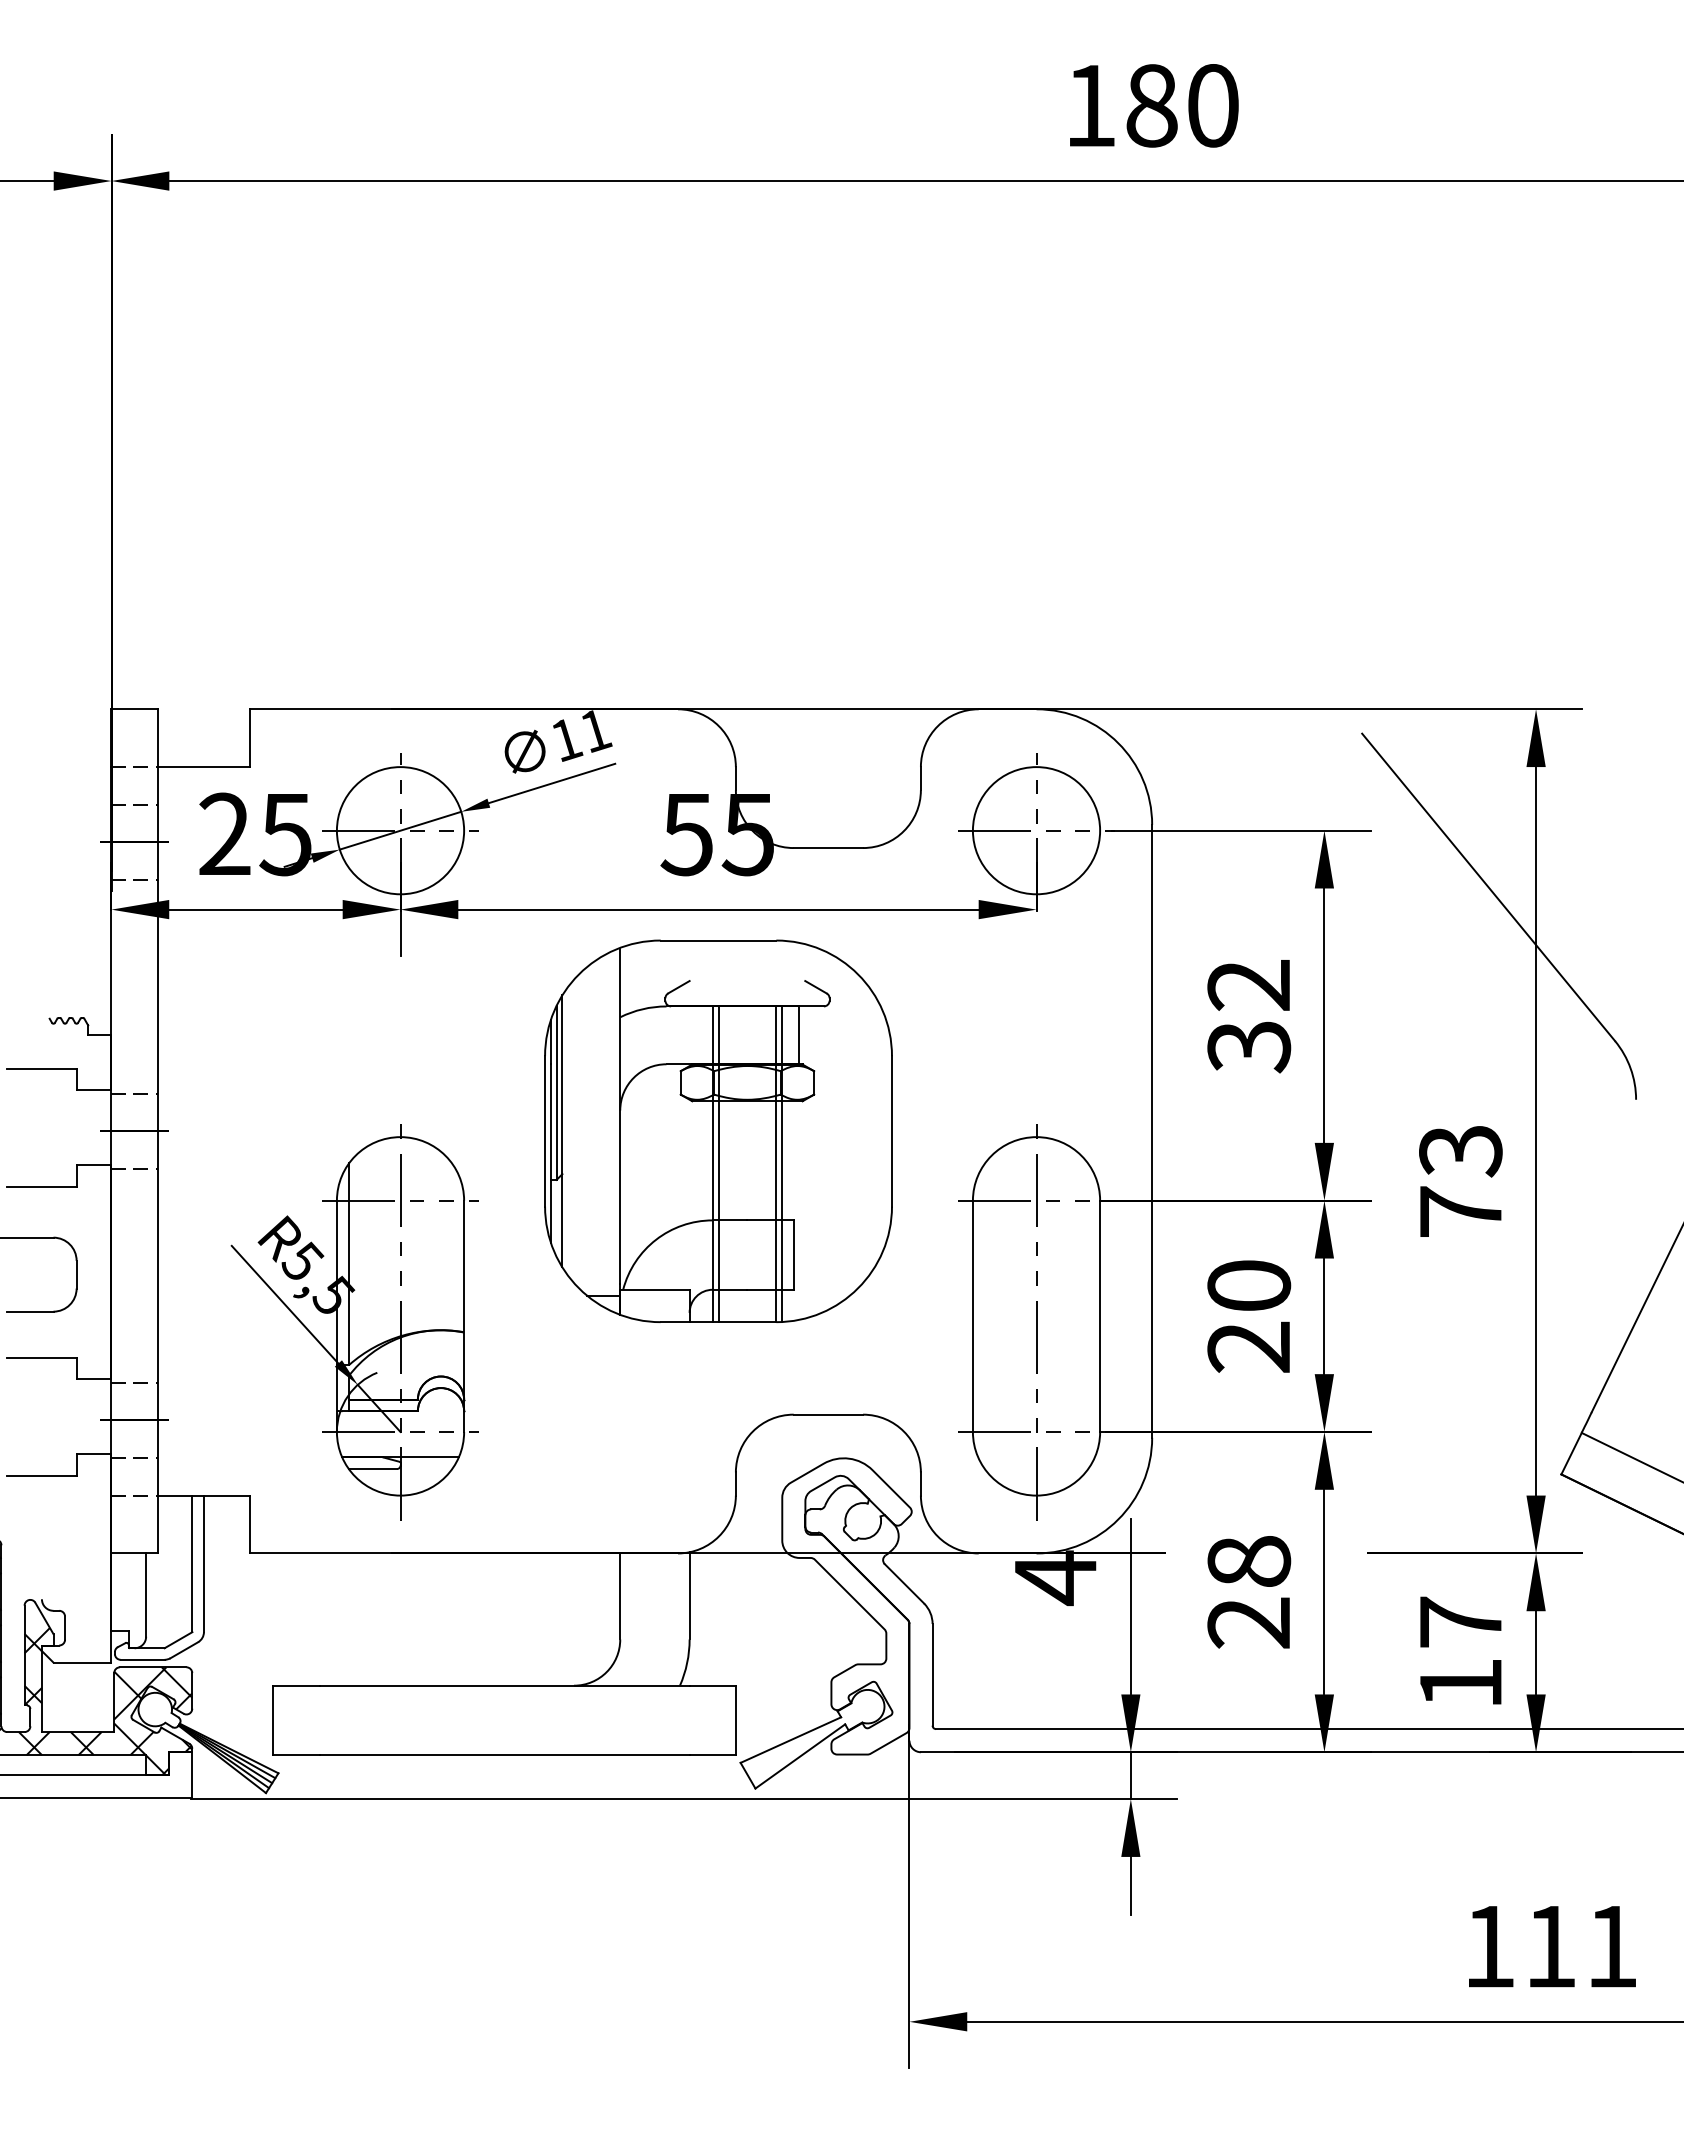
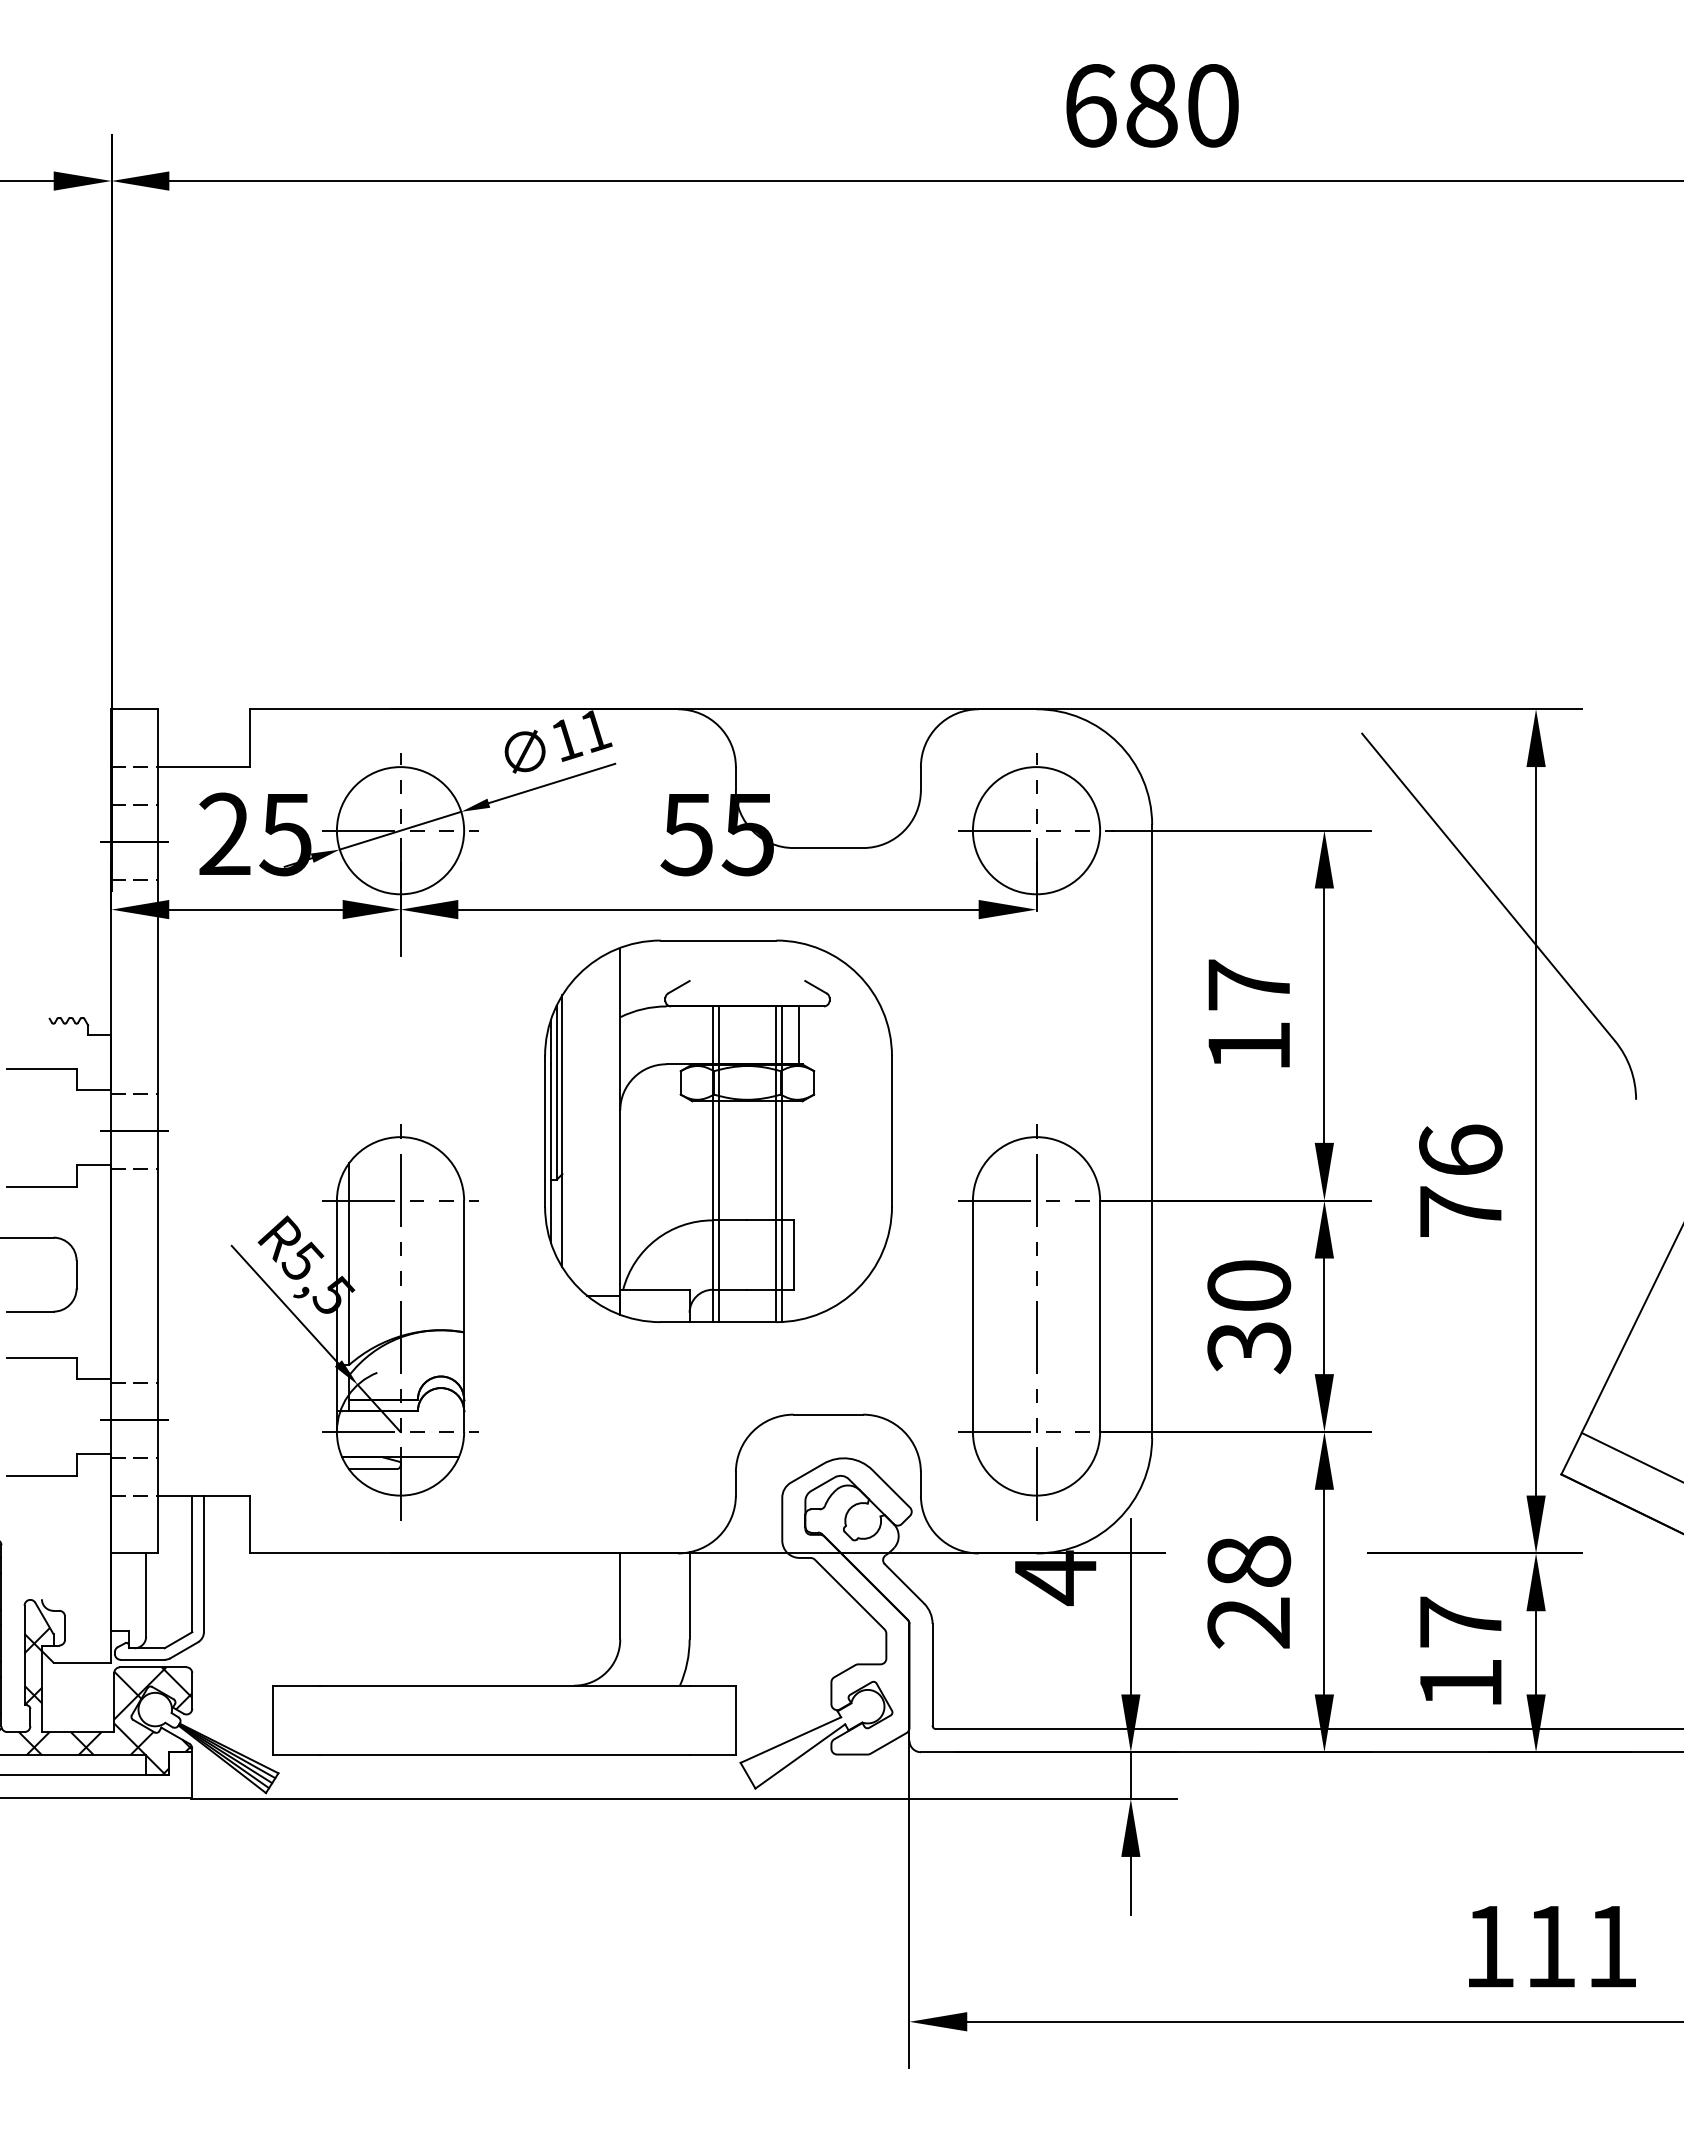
text: 180 -> 680 (1091, 105)
text: 32 -> 17 (1249, 1016)
text: 73 -> 76 (1460, 1150)
text: 20 -> 30 (1249, 1347)
